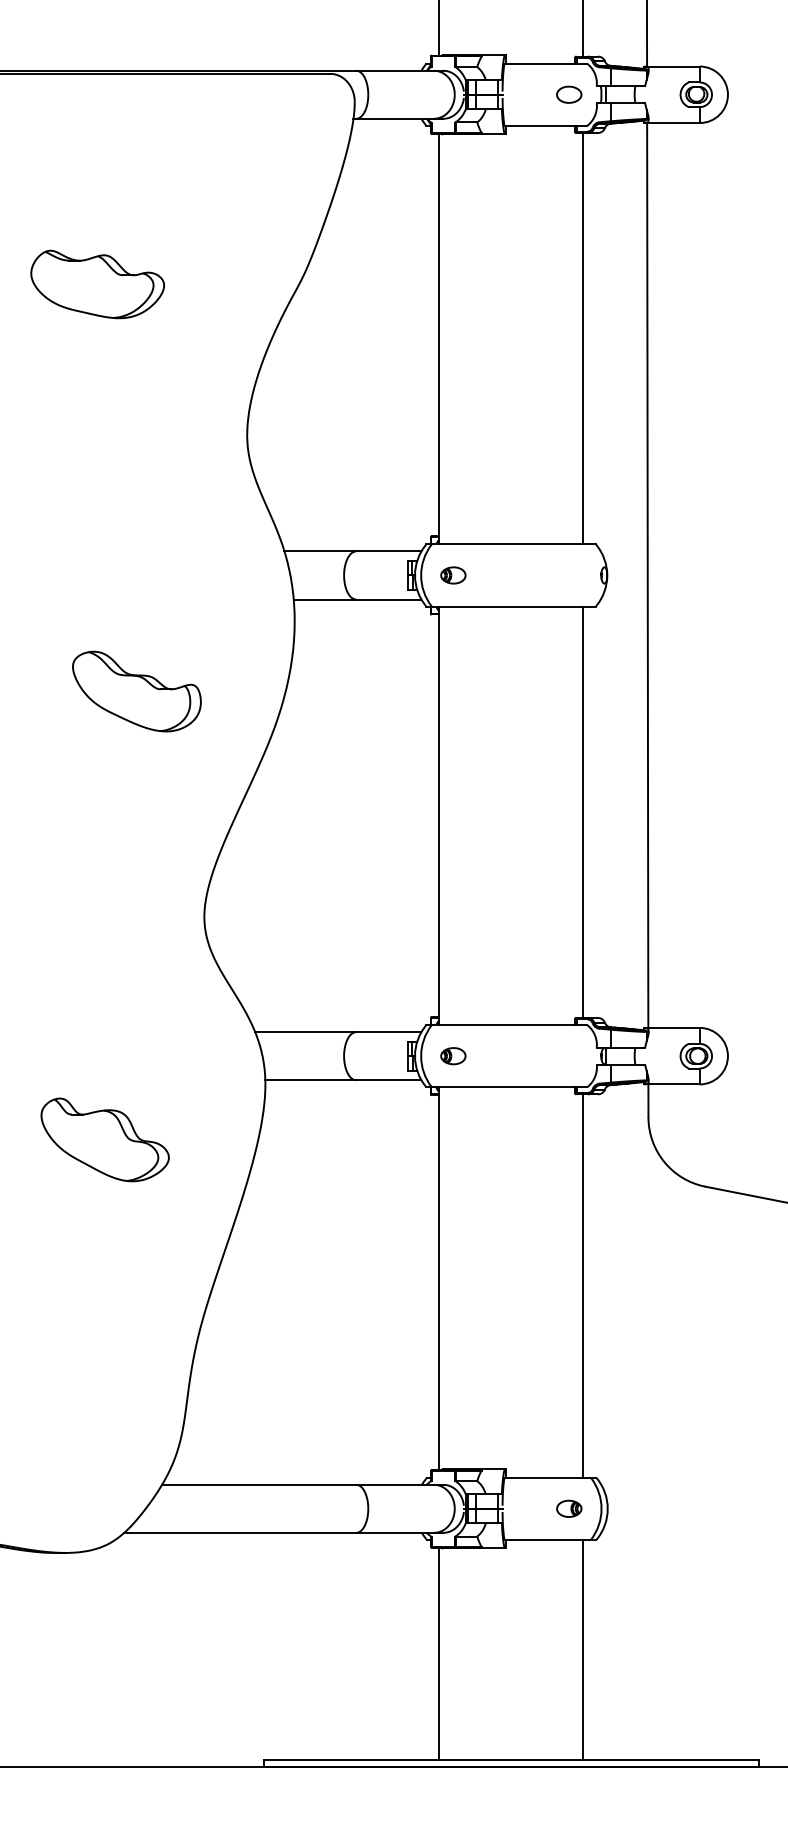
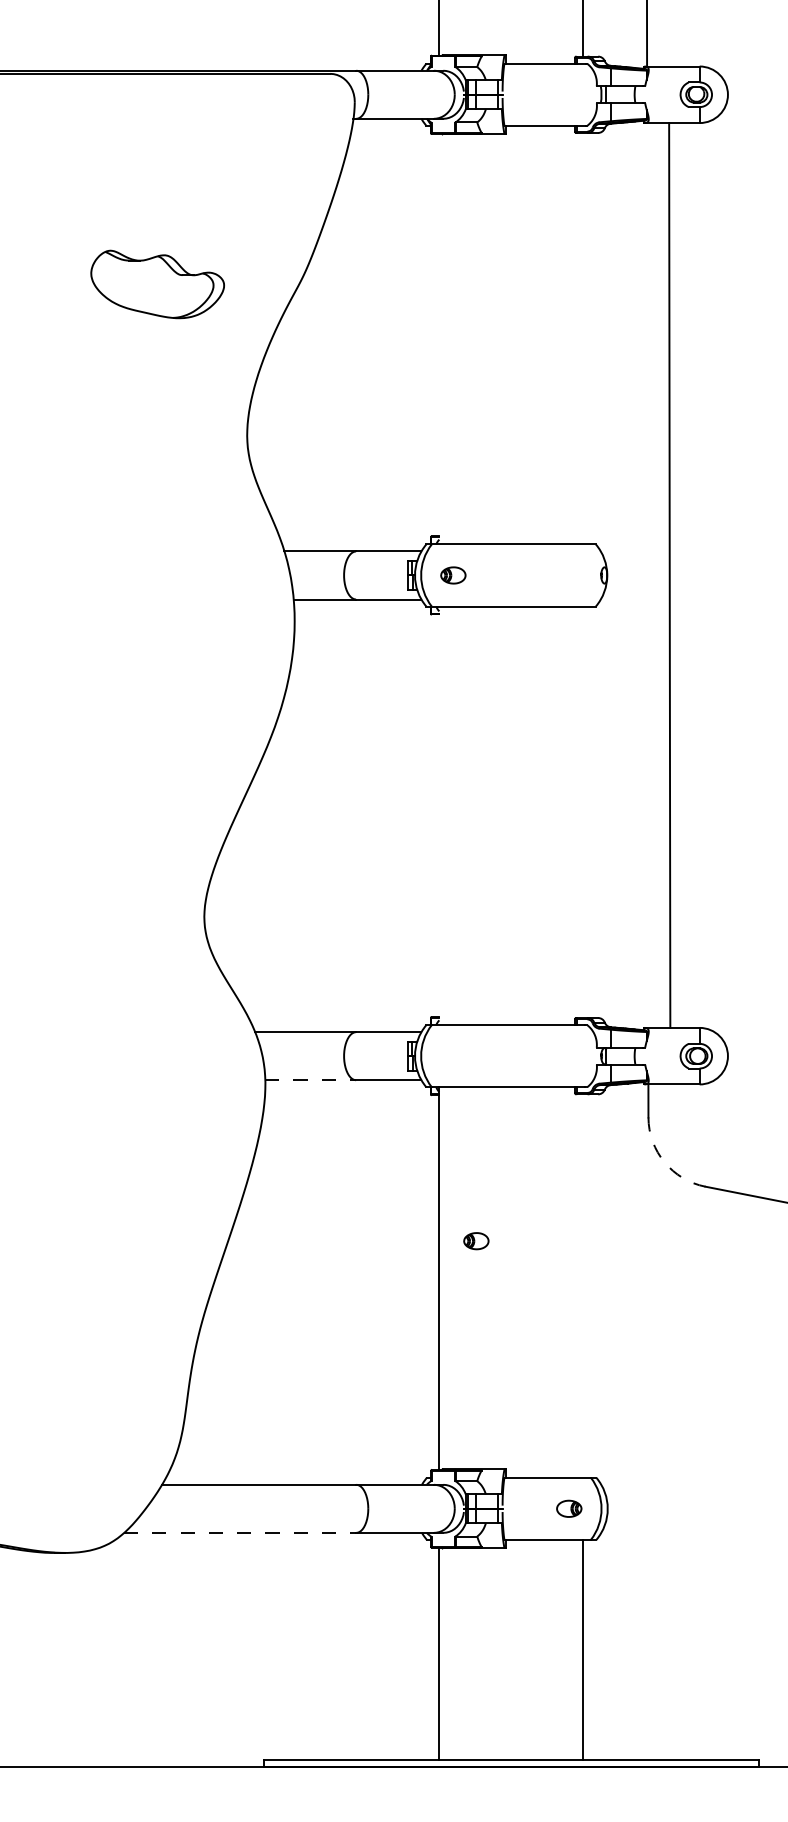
part: present -> none (569, 94)
part position: (97, 284) -> (157, 284) (157, 284)
line: present -> none (439, 338)
line: present -> none (582, 338)
line position: (647, 575) -> (669, 575) (669, 575)
part: present -> none (136, 691)
line: present -> none (582, 812)
line: present -> none (439, 815)
part position: (453, 1056) -> (476, 1241) (476, 1241)
line: solid -> dashed (311, 1080)
part: present -> none (104, 1139)
arc: solid -> dashed (664, 1162)
line: present -> none (582, 1285)
line: solid -> dashed (240, 1532)
